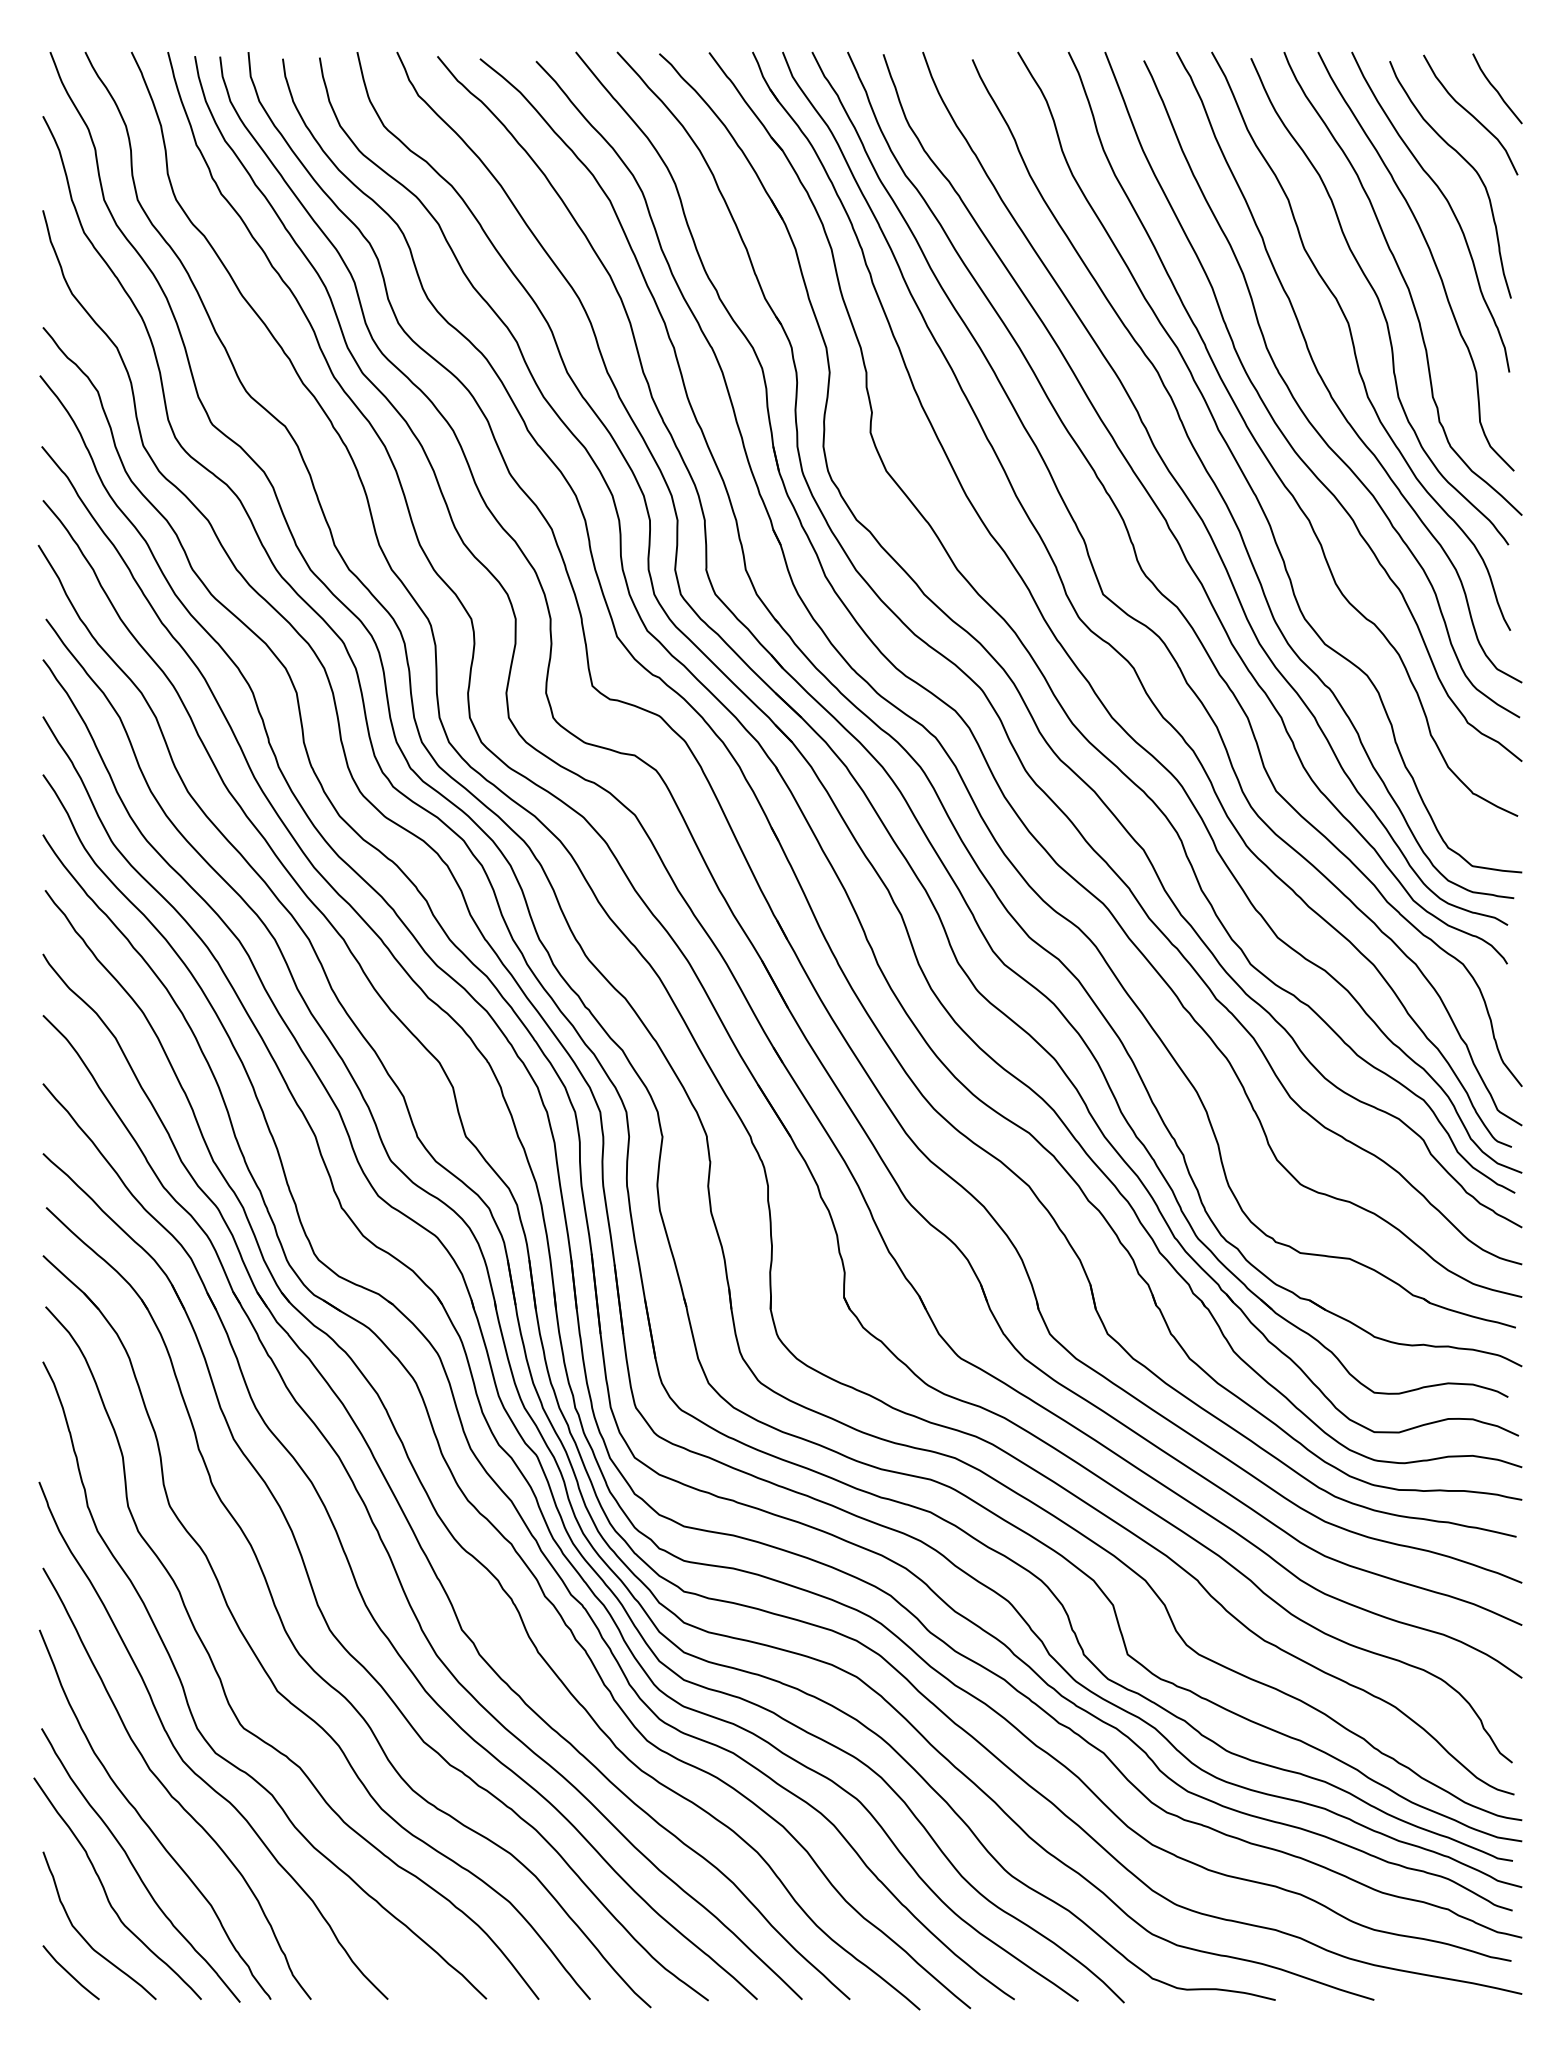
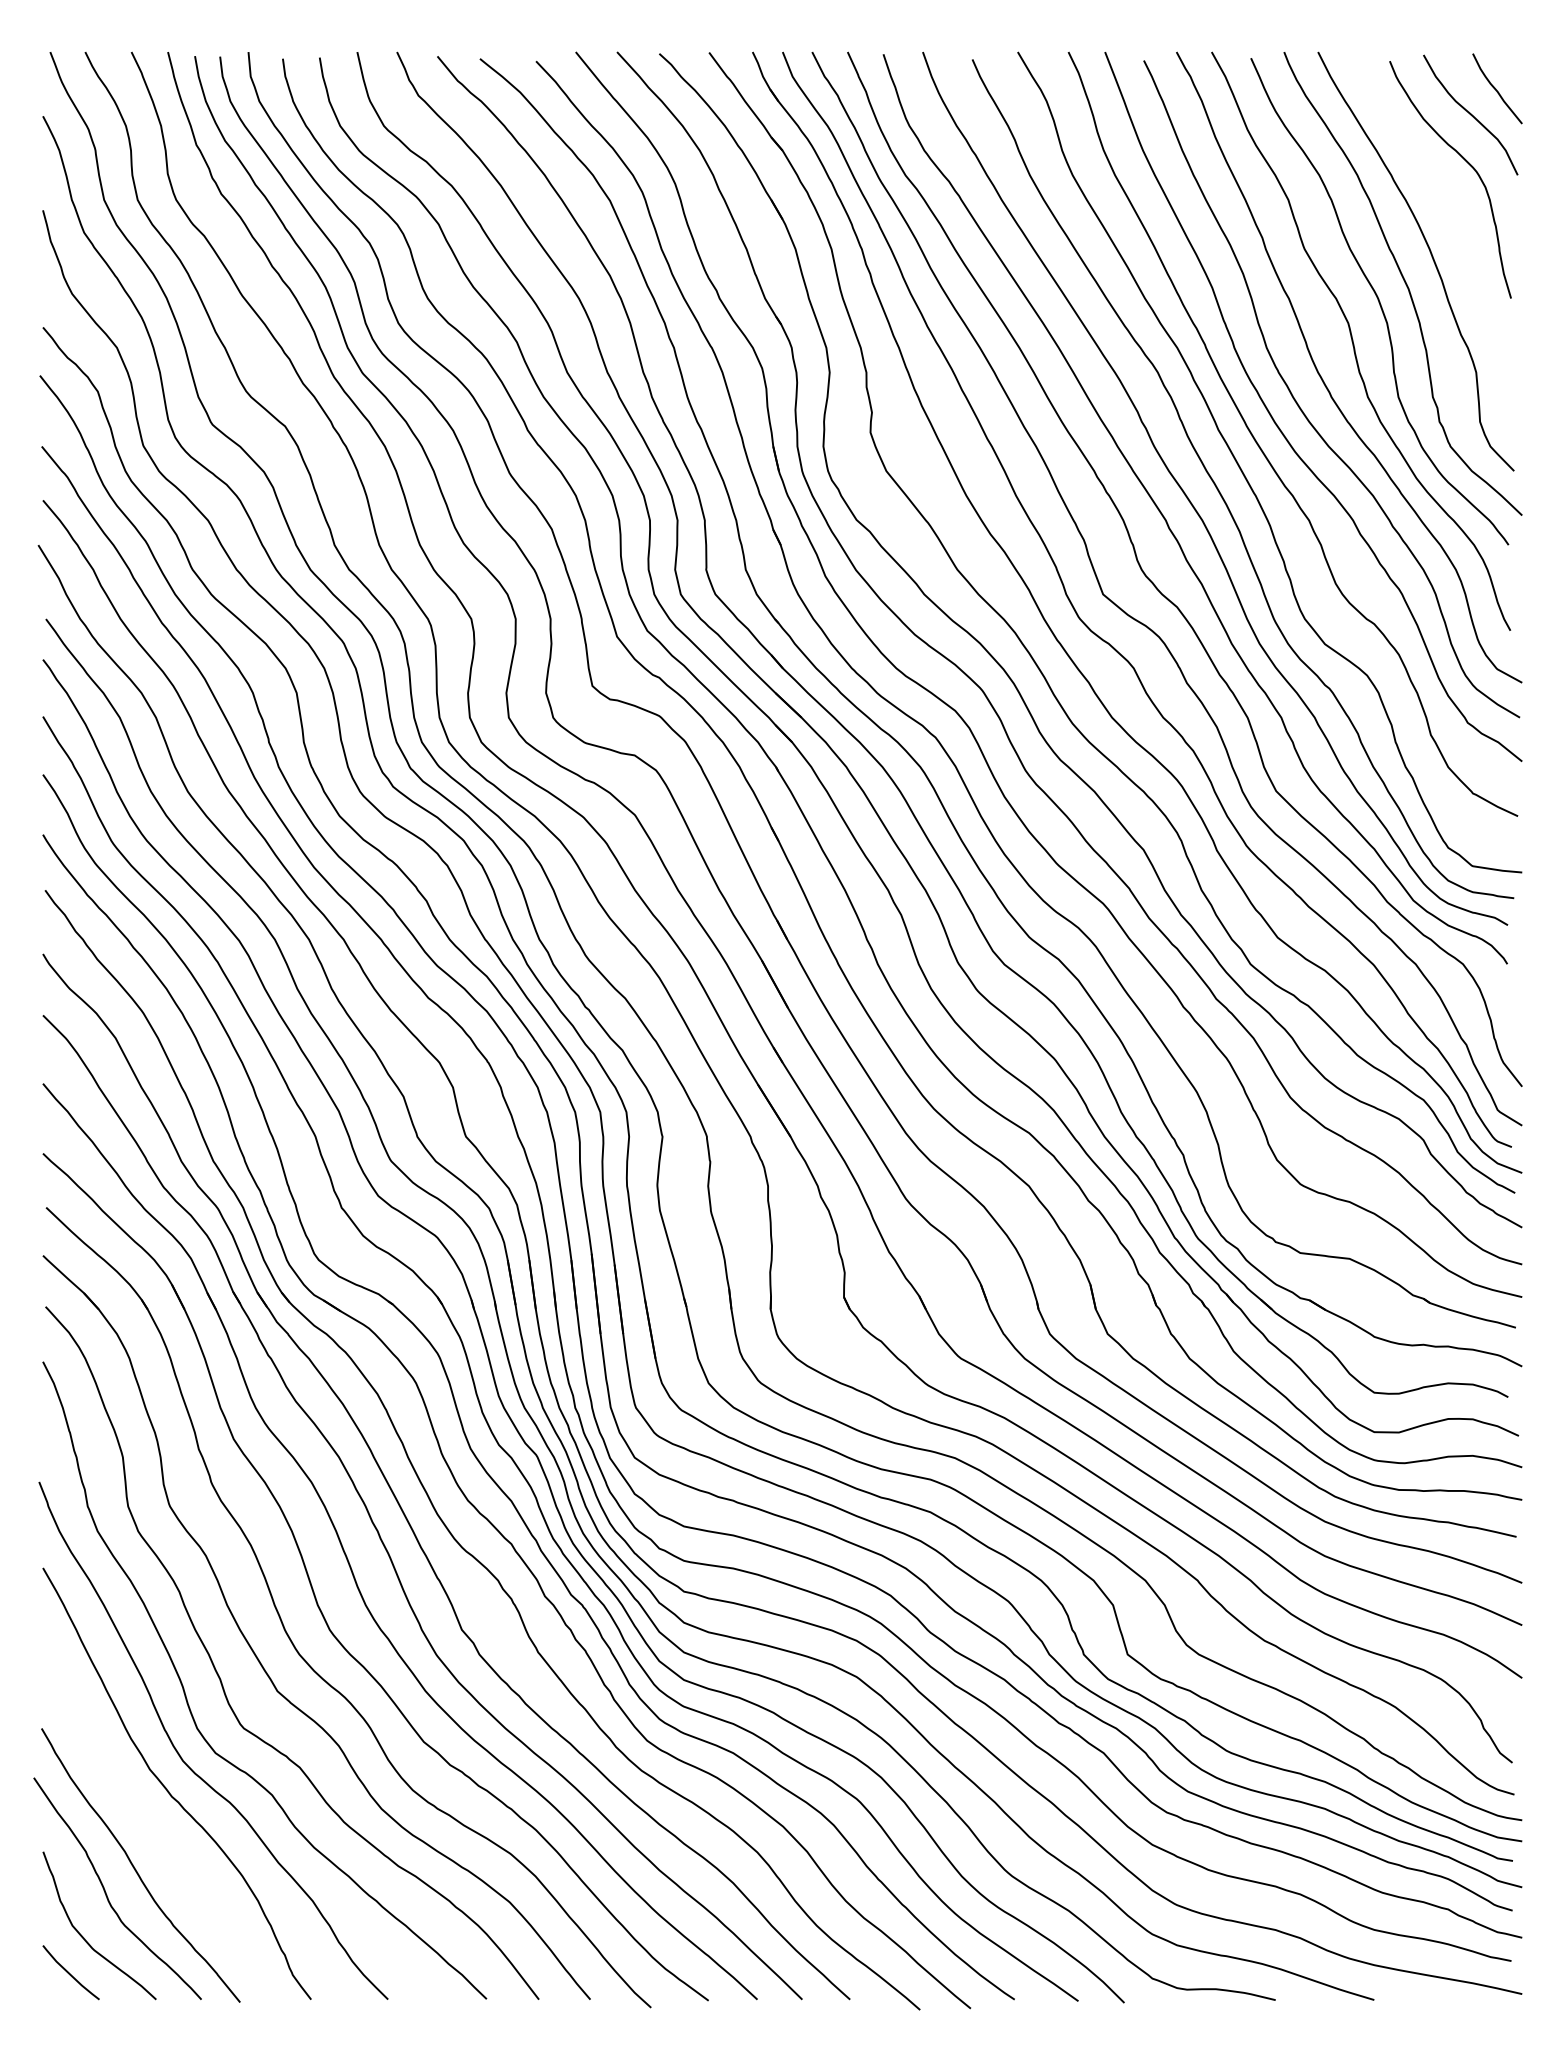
curve: present -> none (1447, 203)
curve: present -> none (146, 1822)
